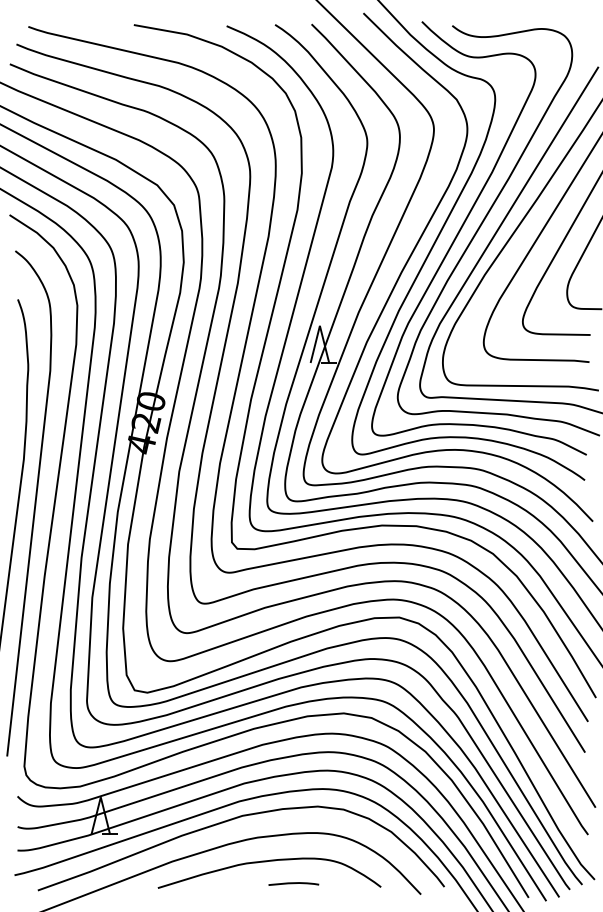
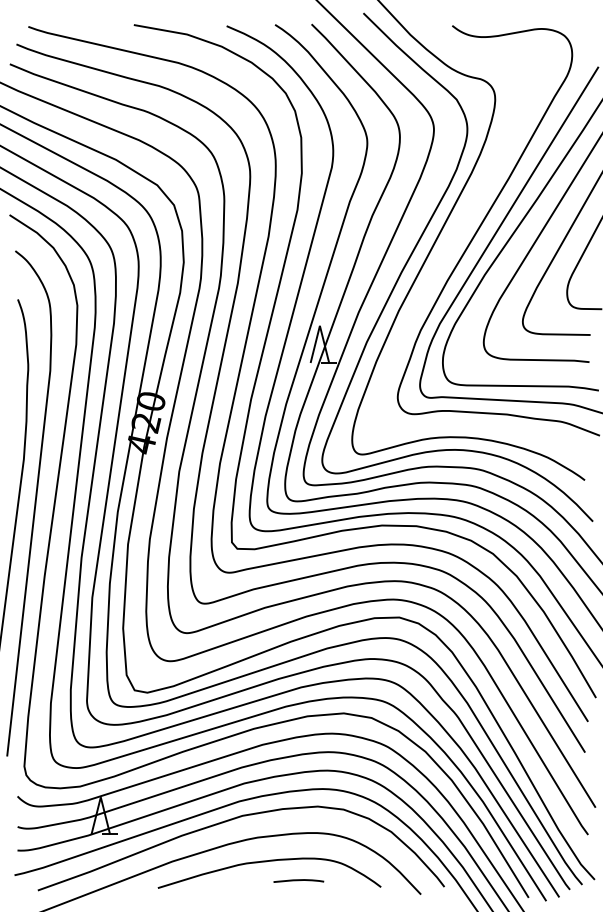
curve: present -> none (462, 228)
curve position: (293, 883) -> (298, 880) (298, 880)
